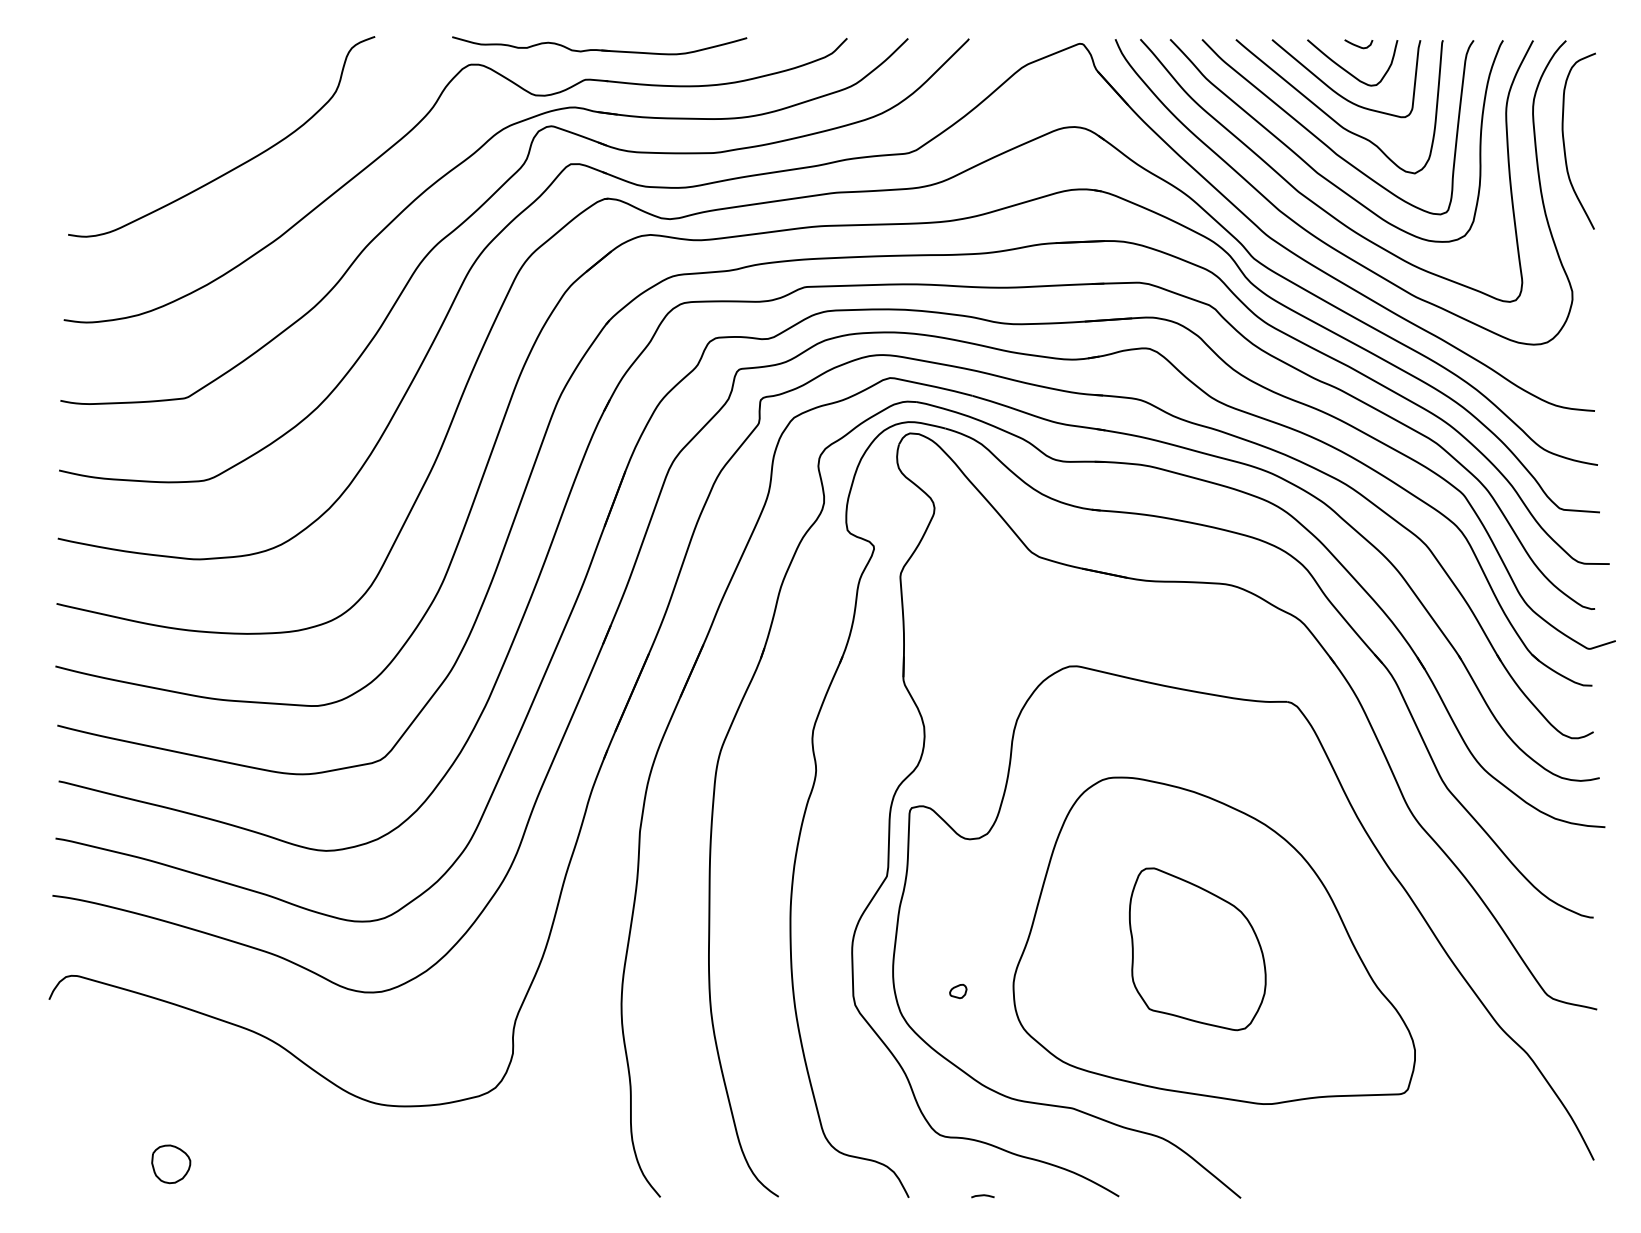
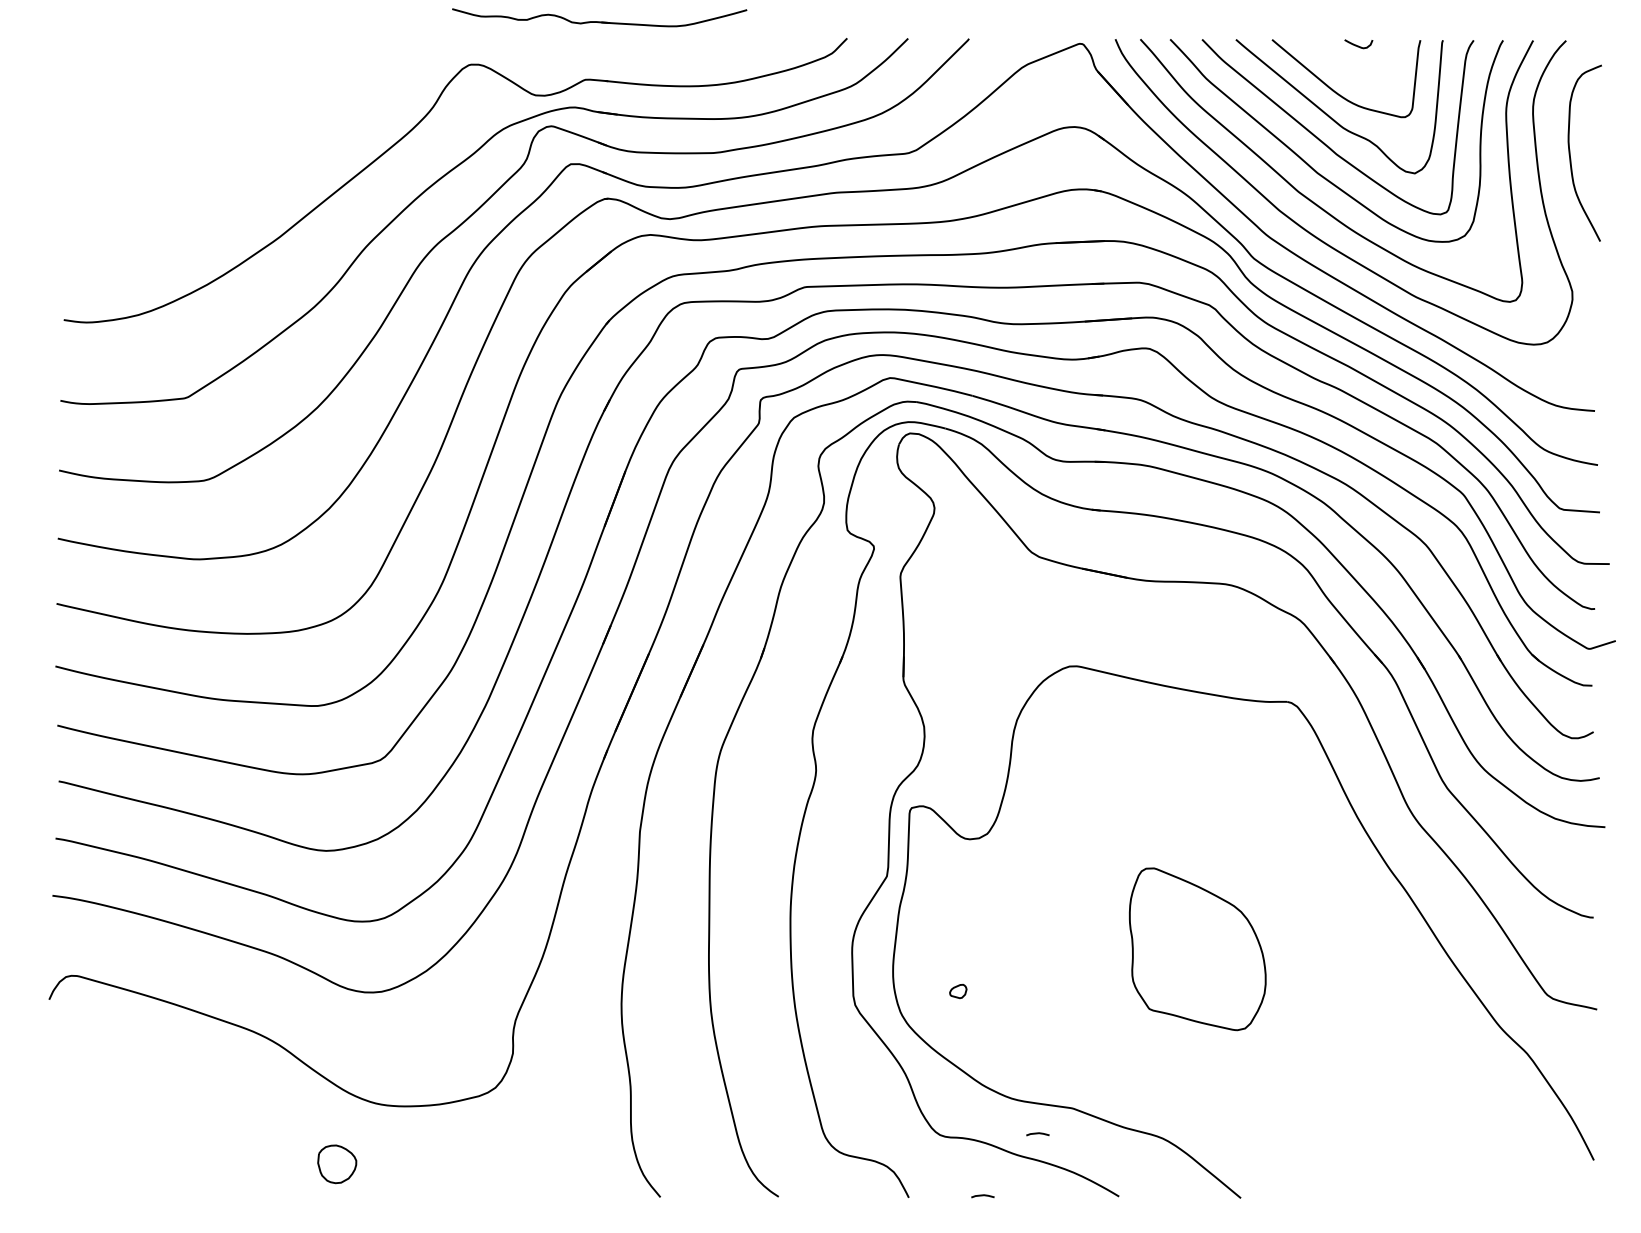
part position: (599, 45) -> (599, 17) (599, 17)
curve: present -> none (1347, 70)
curve position: (1564, 140) -> (1570, 152) (1570, 152)
curve: present -> none (236, 166)
part: present -> none (1213, 940)
line: none -> present (1037, 1134)
part position: (171, 1164) -> (337, 1164) (337, 1164)
